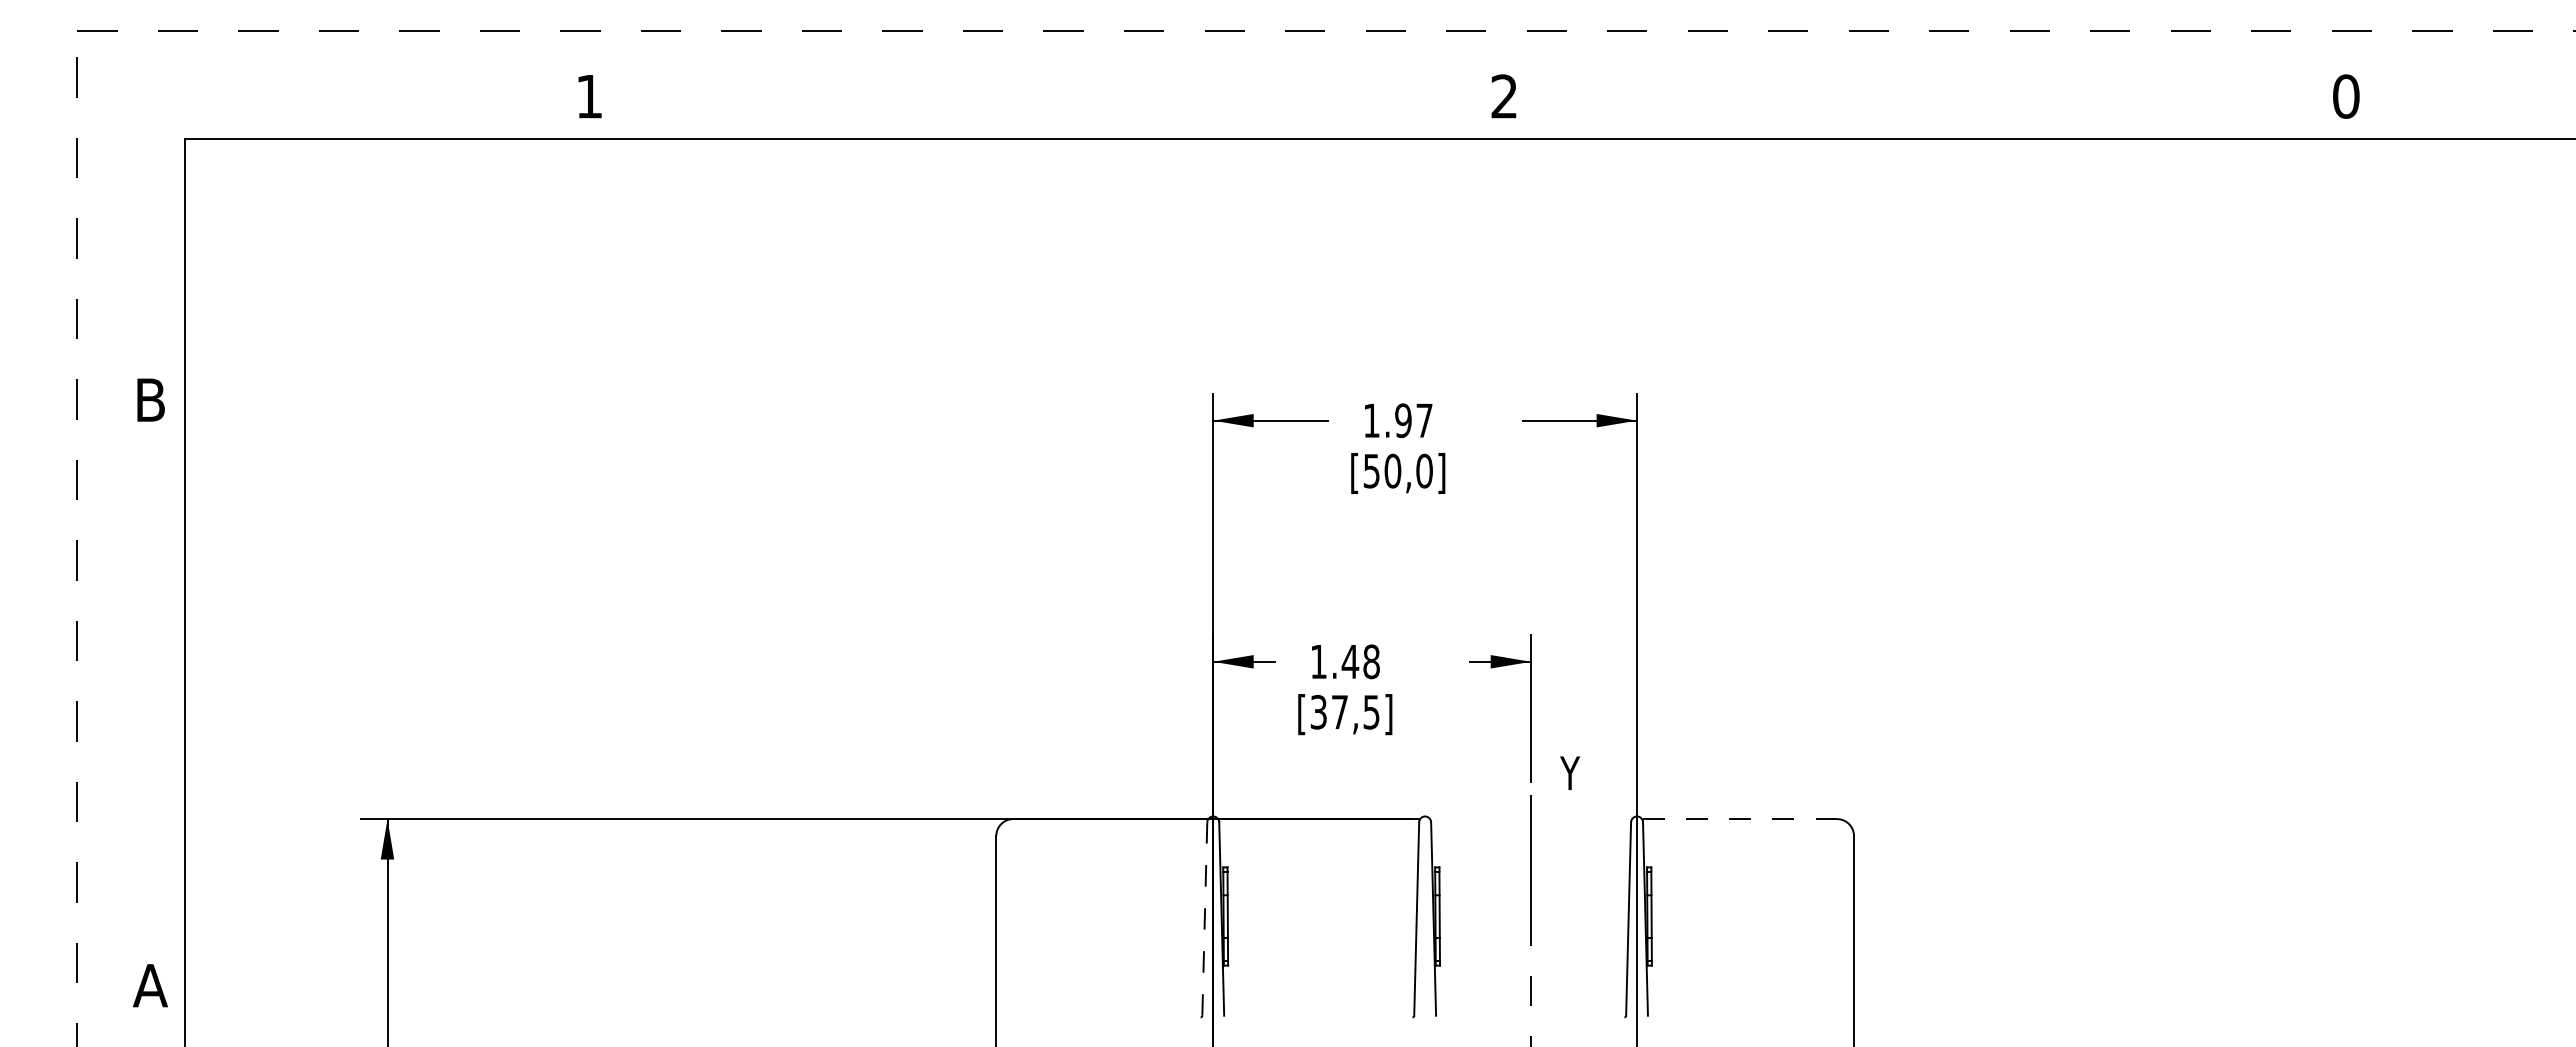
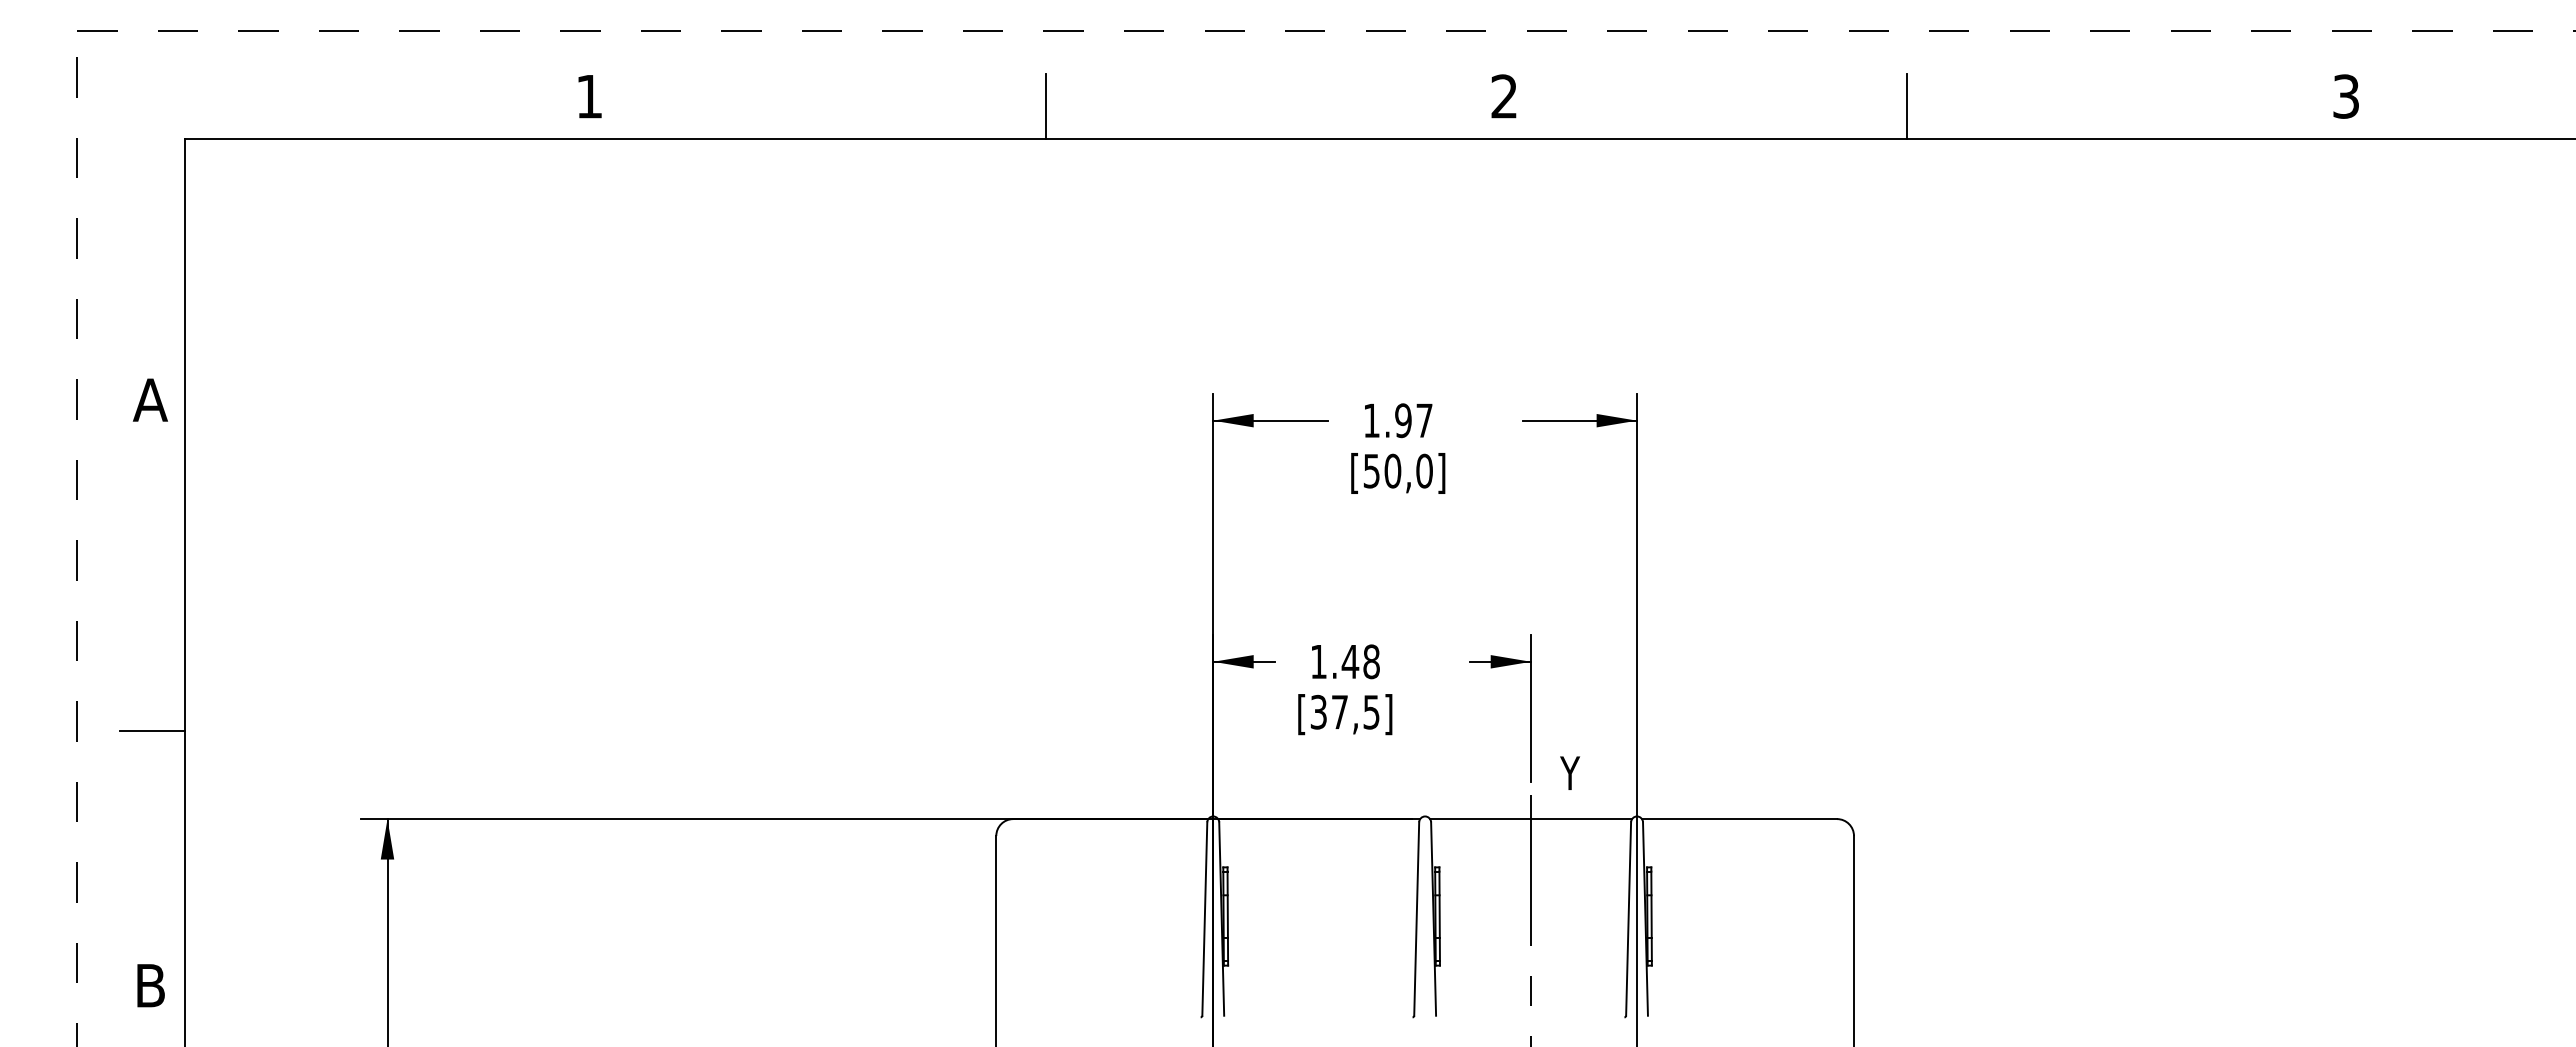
text: 0 -> 3 (2346, 96)
line: none -> present (1046, 106)
line: none -> present (1907, 106)
text: B -> A (149, 399)
line: none -> present (152, 730)
line: none -> present (1531, 819)
line: dashed -> solid (1739, 819)
line: dashed -> solid (1204, 919)
text: A -> B (150, 985)
